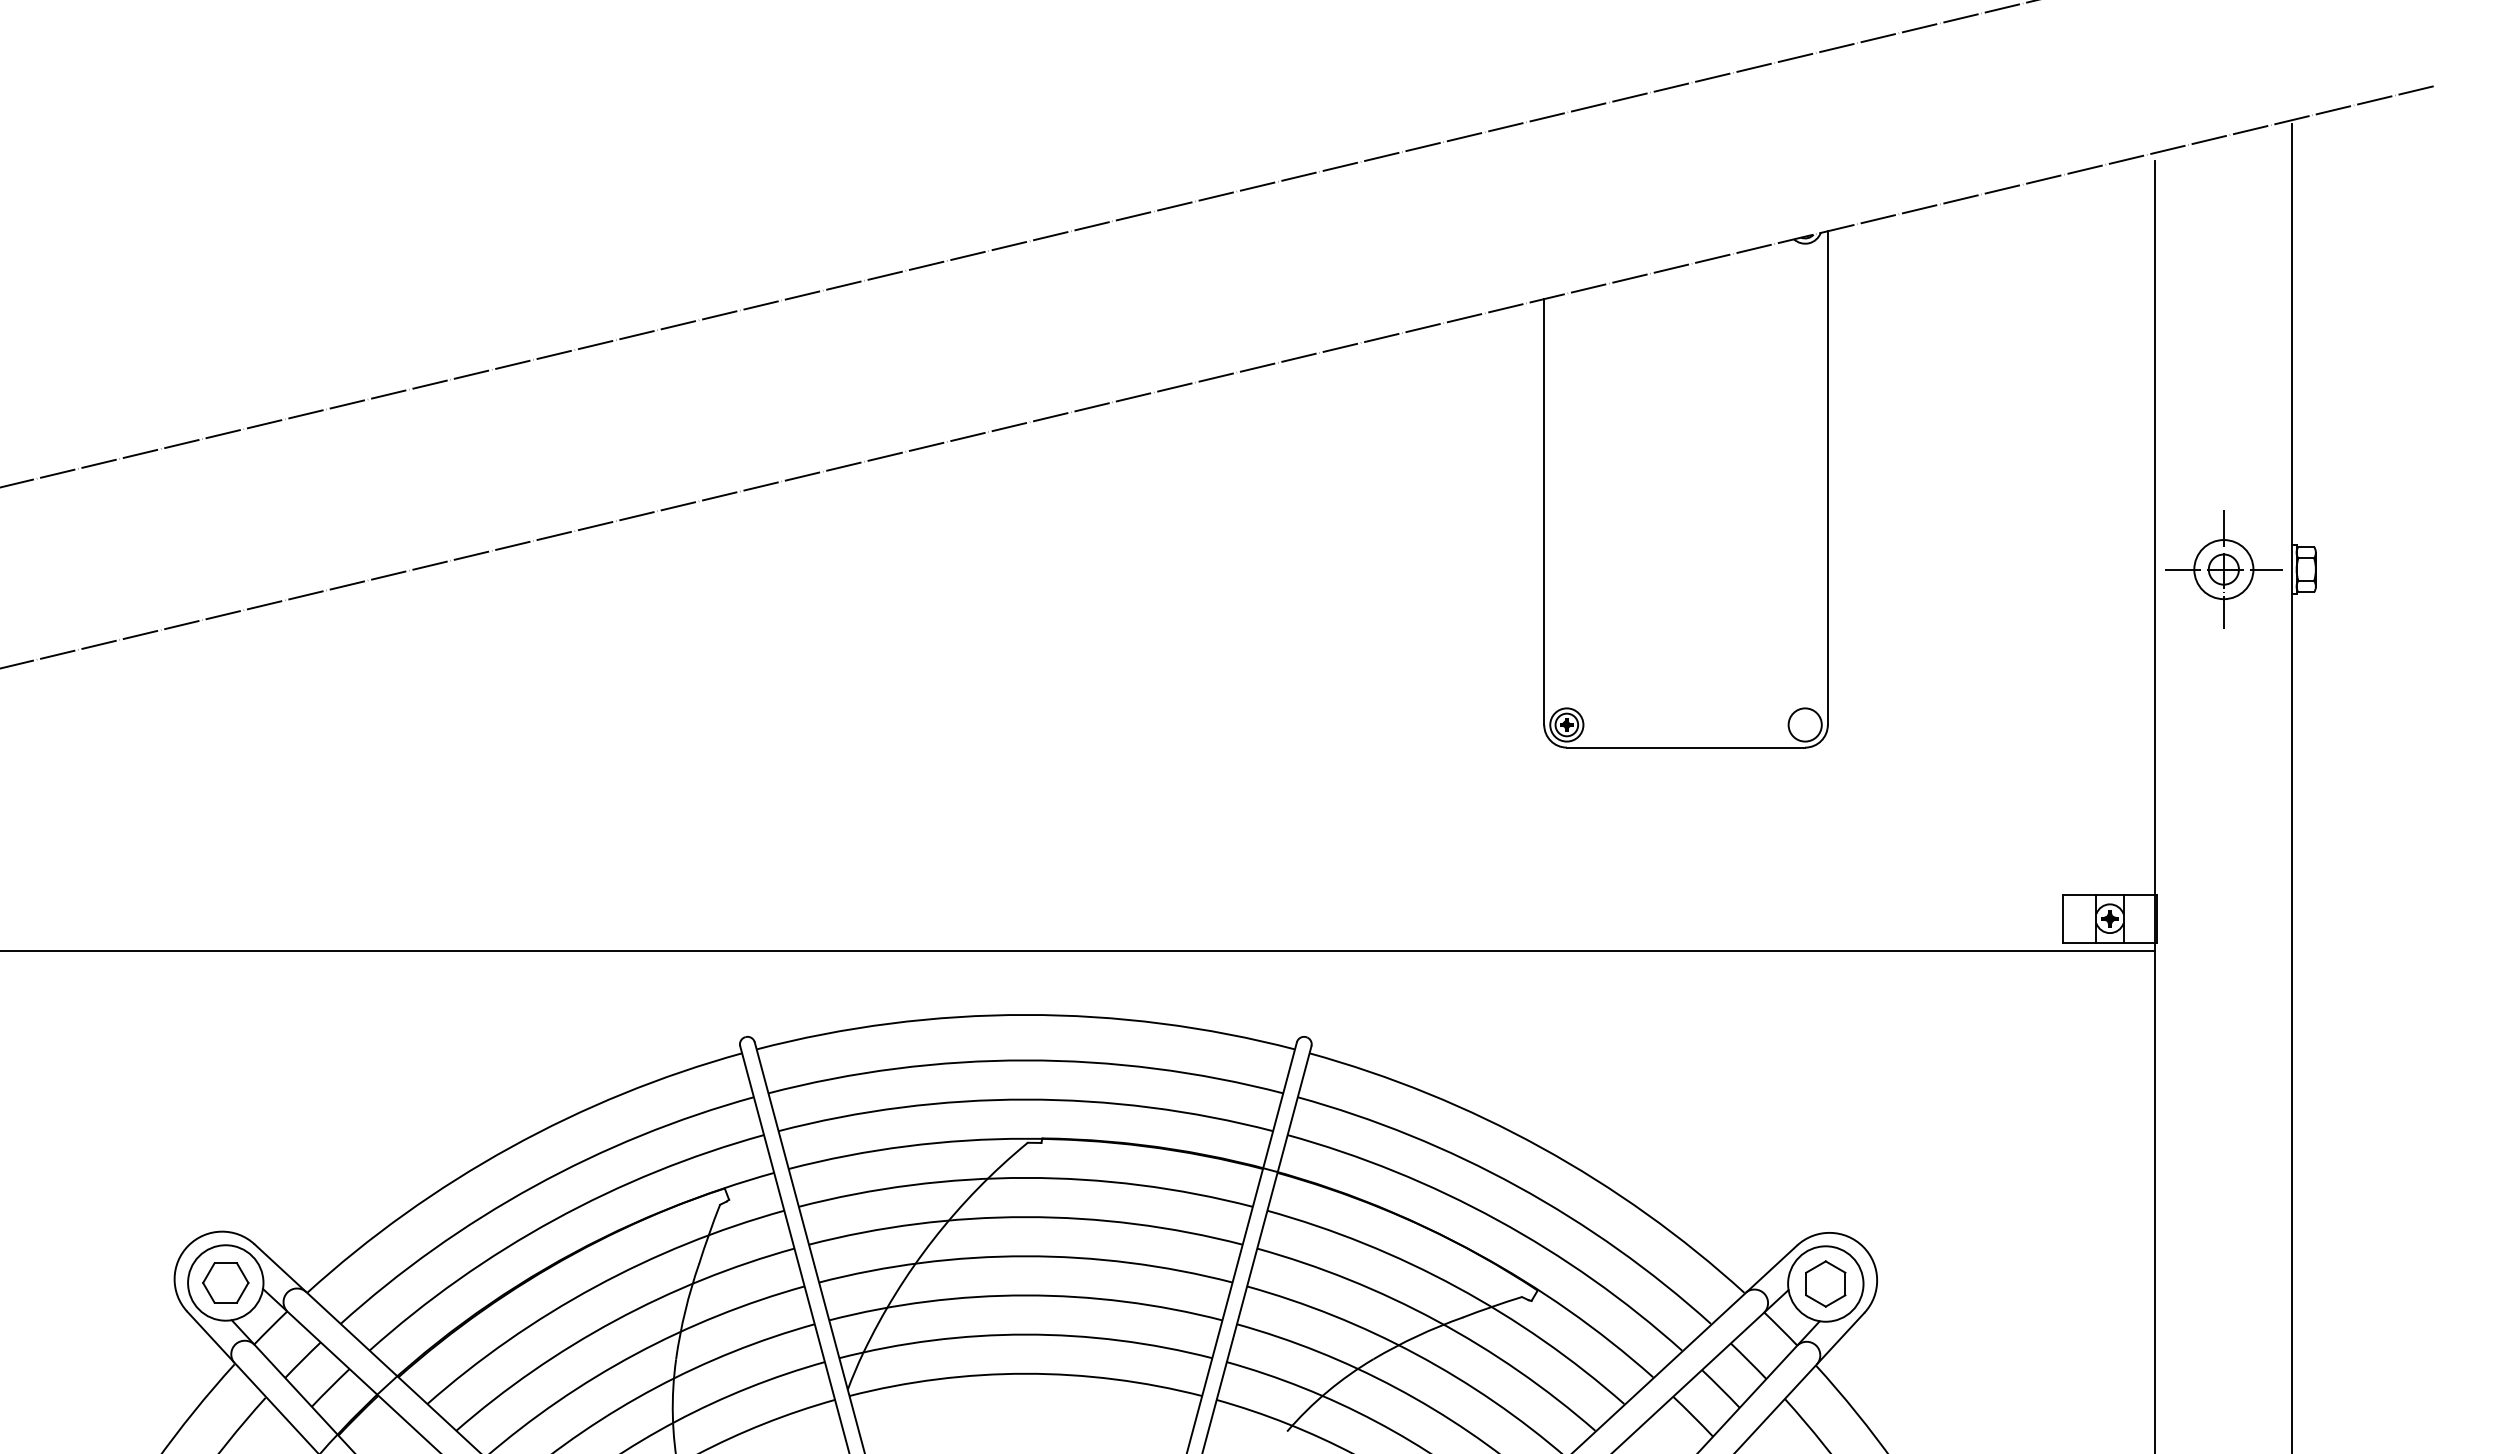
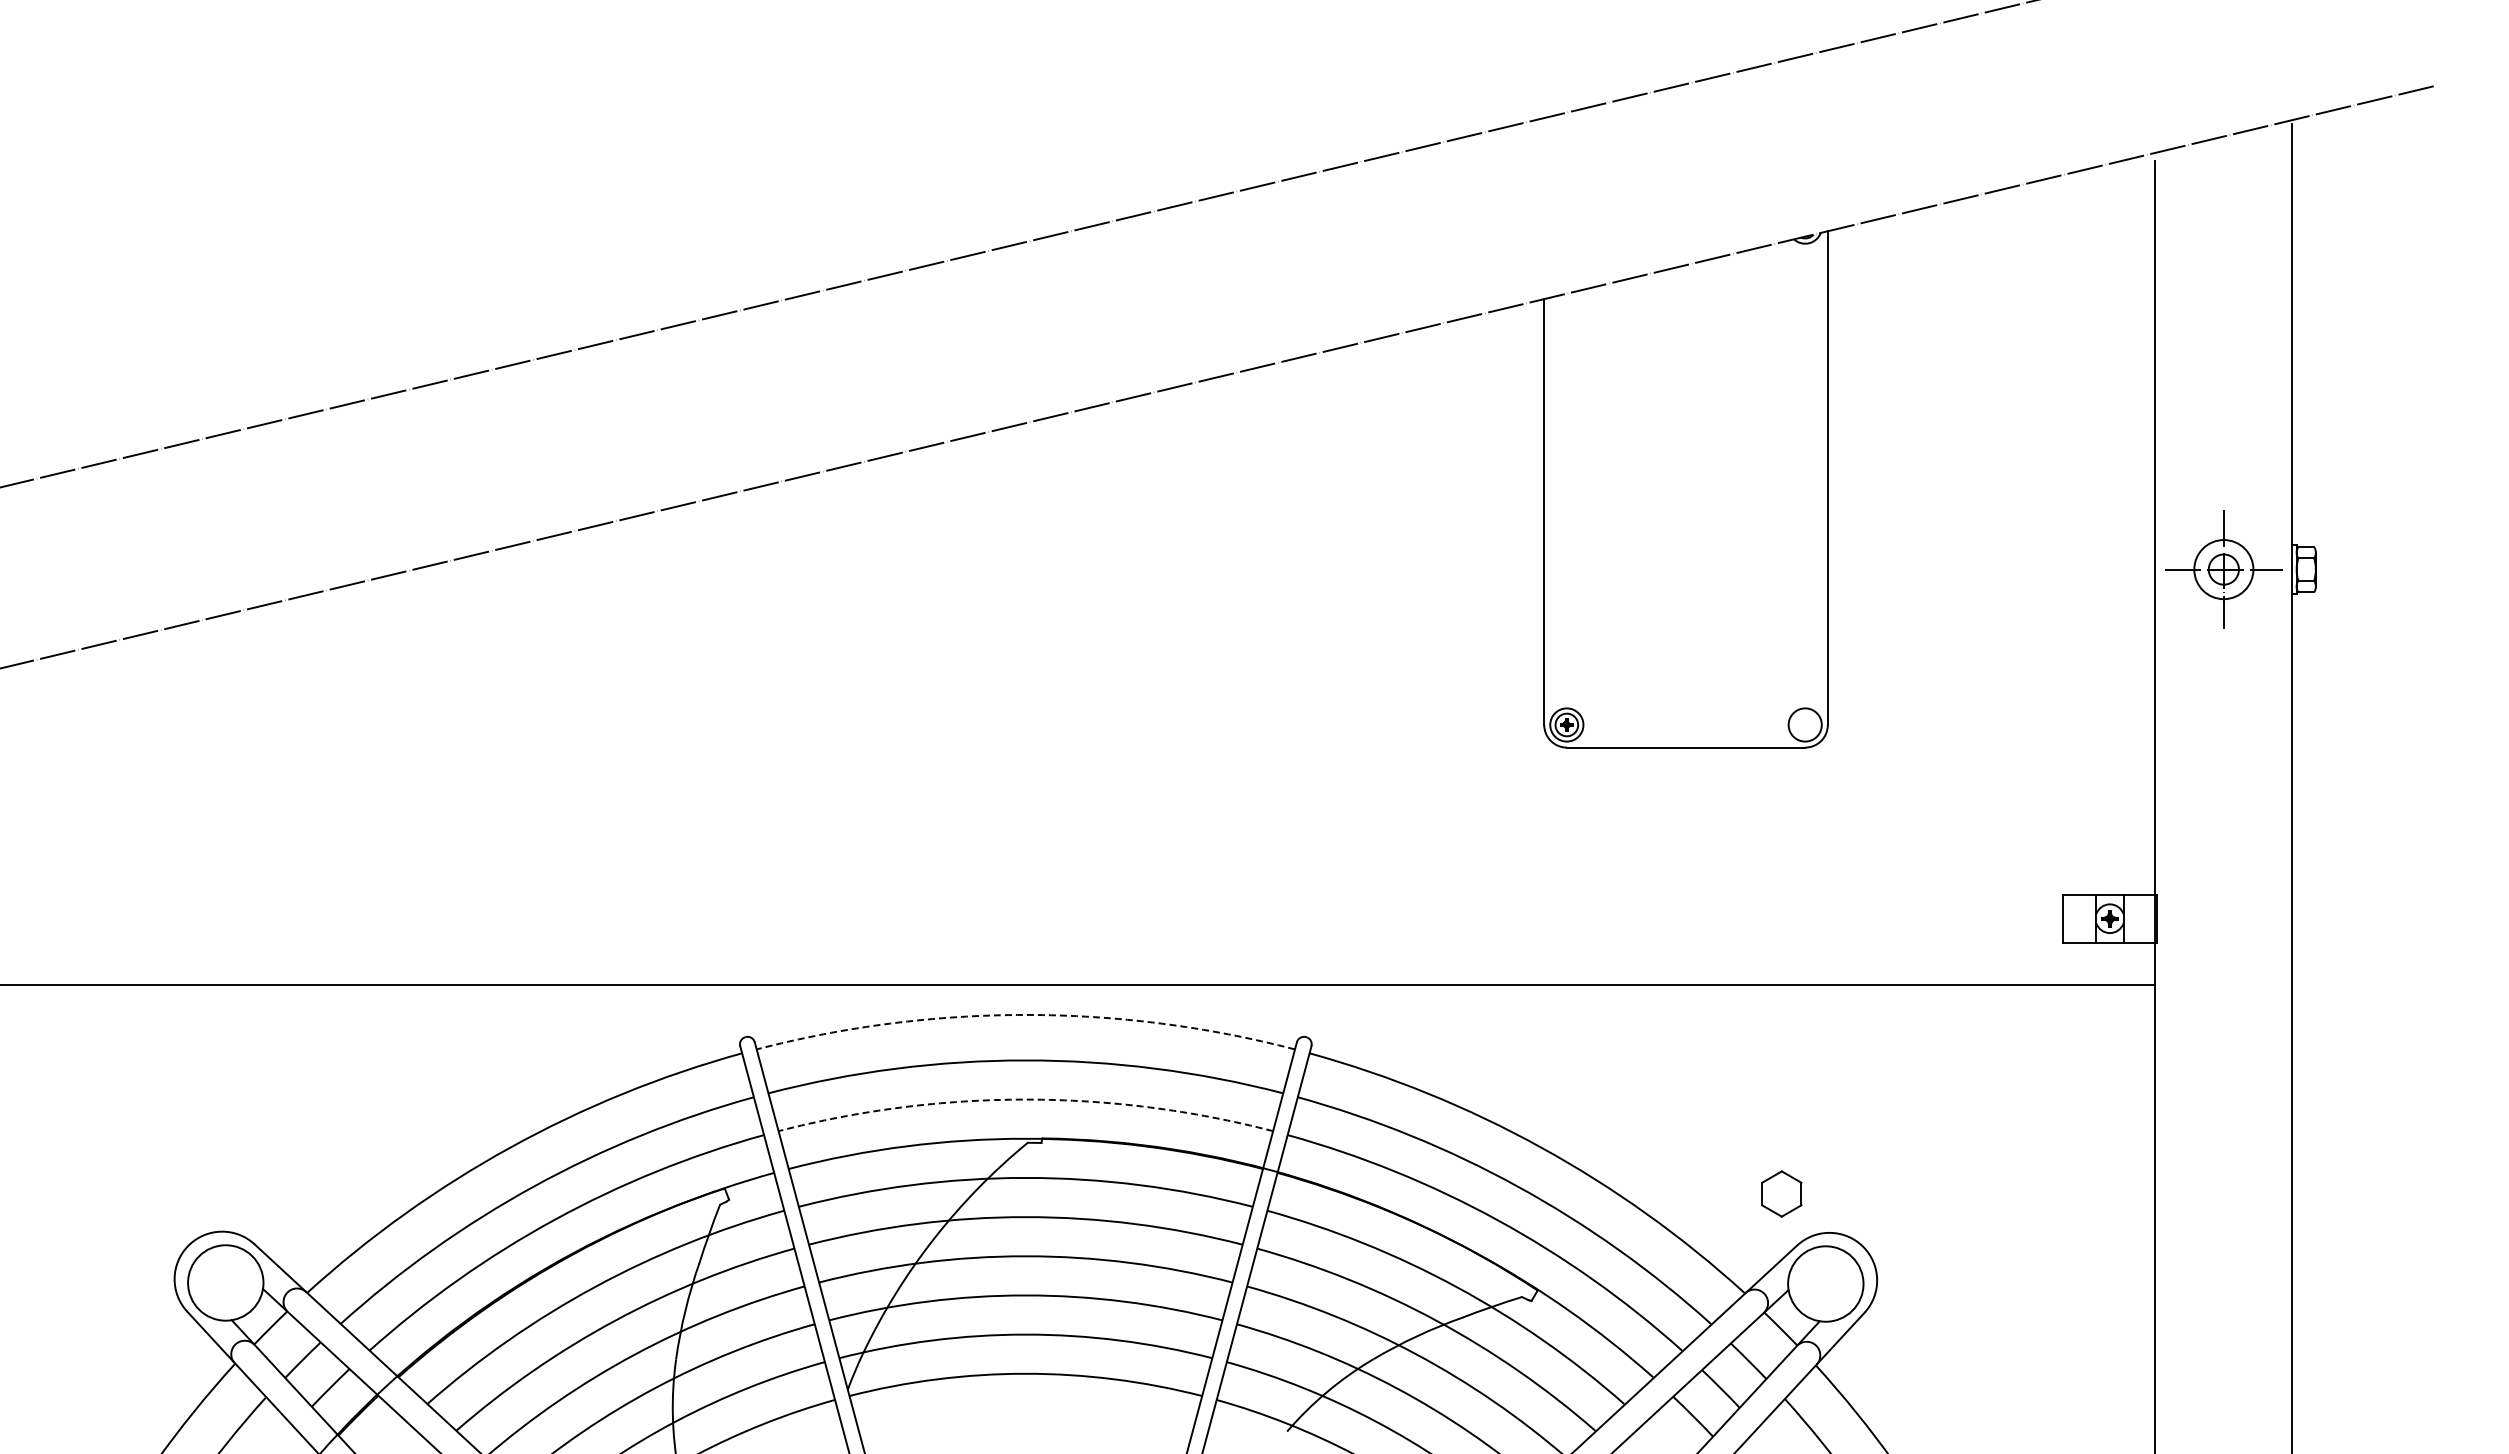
line position: (1078, 951) -> (1078, 985) (1078, 985)
arc: solid -> dashed (1025, 1014)
arc: solid -> dashed (1025, 1099)
part: present -> none (225, 1282)
part position: (1825, 1283) -> (1781, 1193) (1781, 1193)
